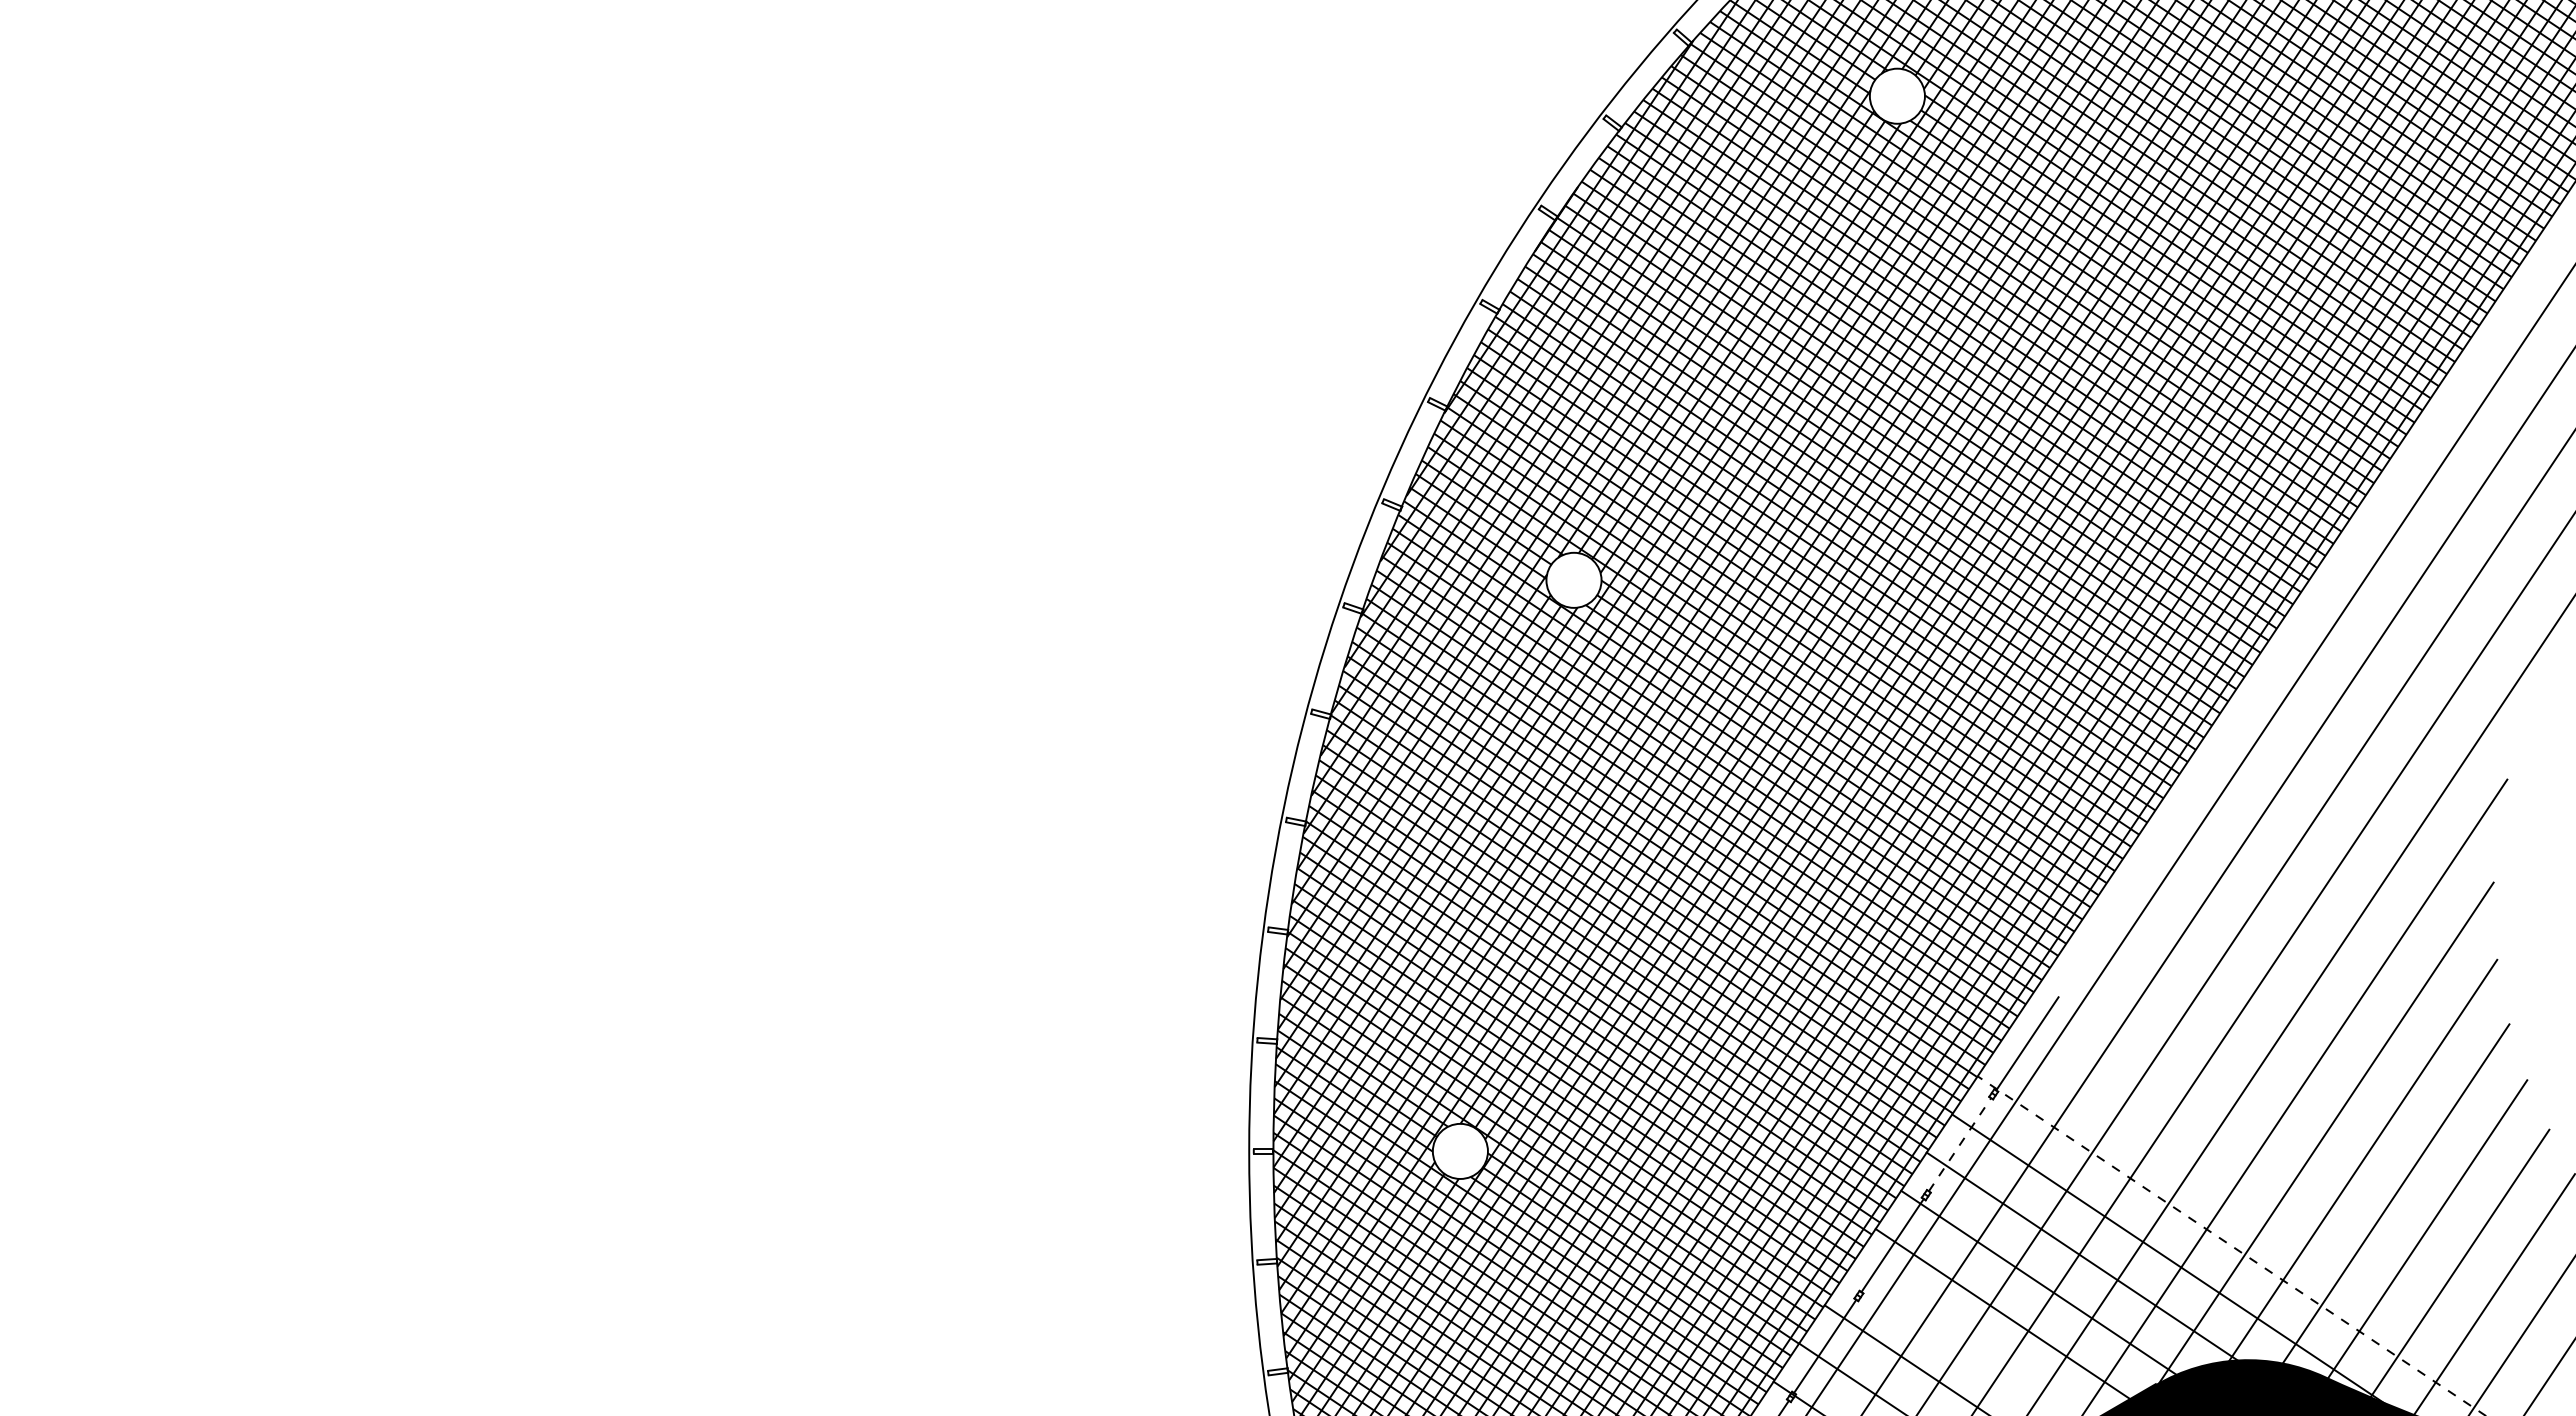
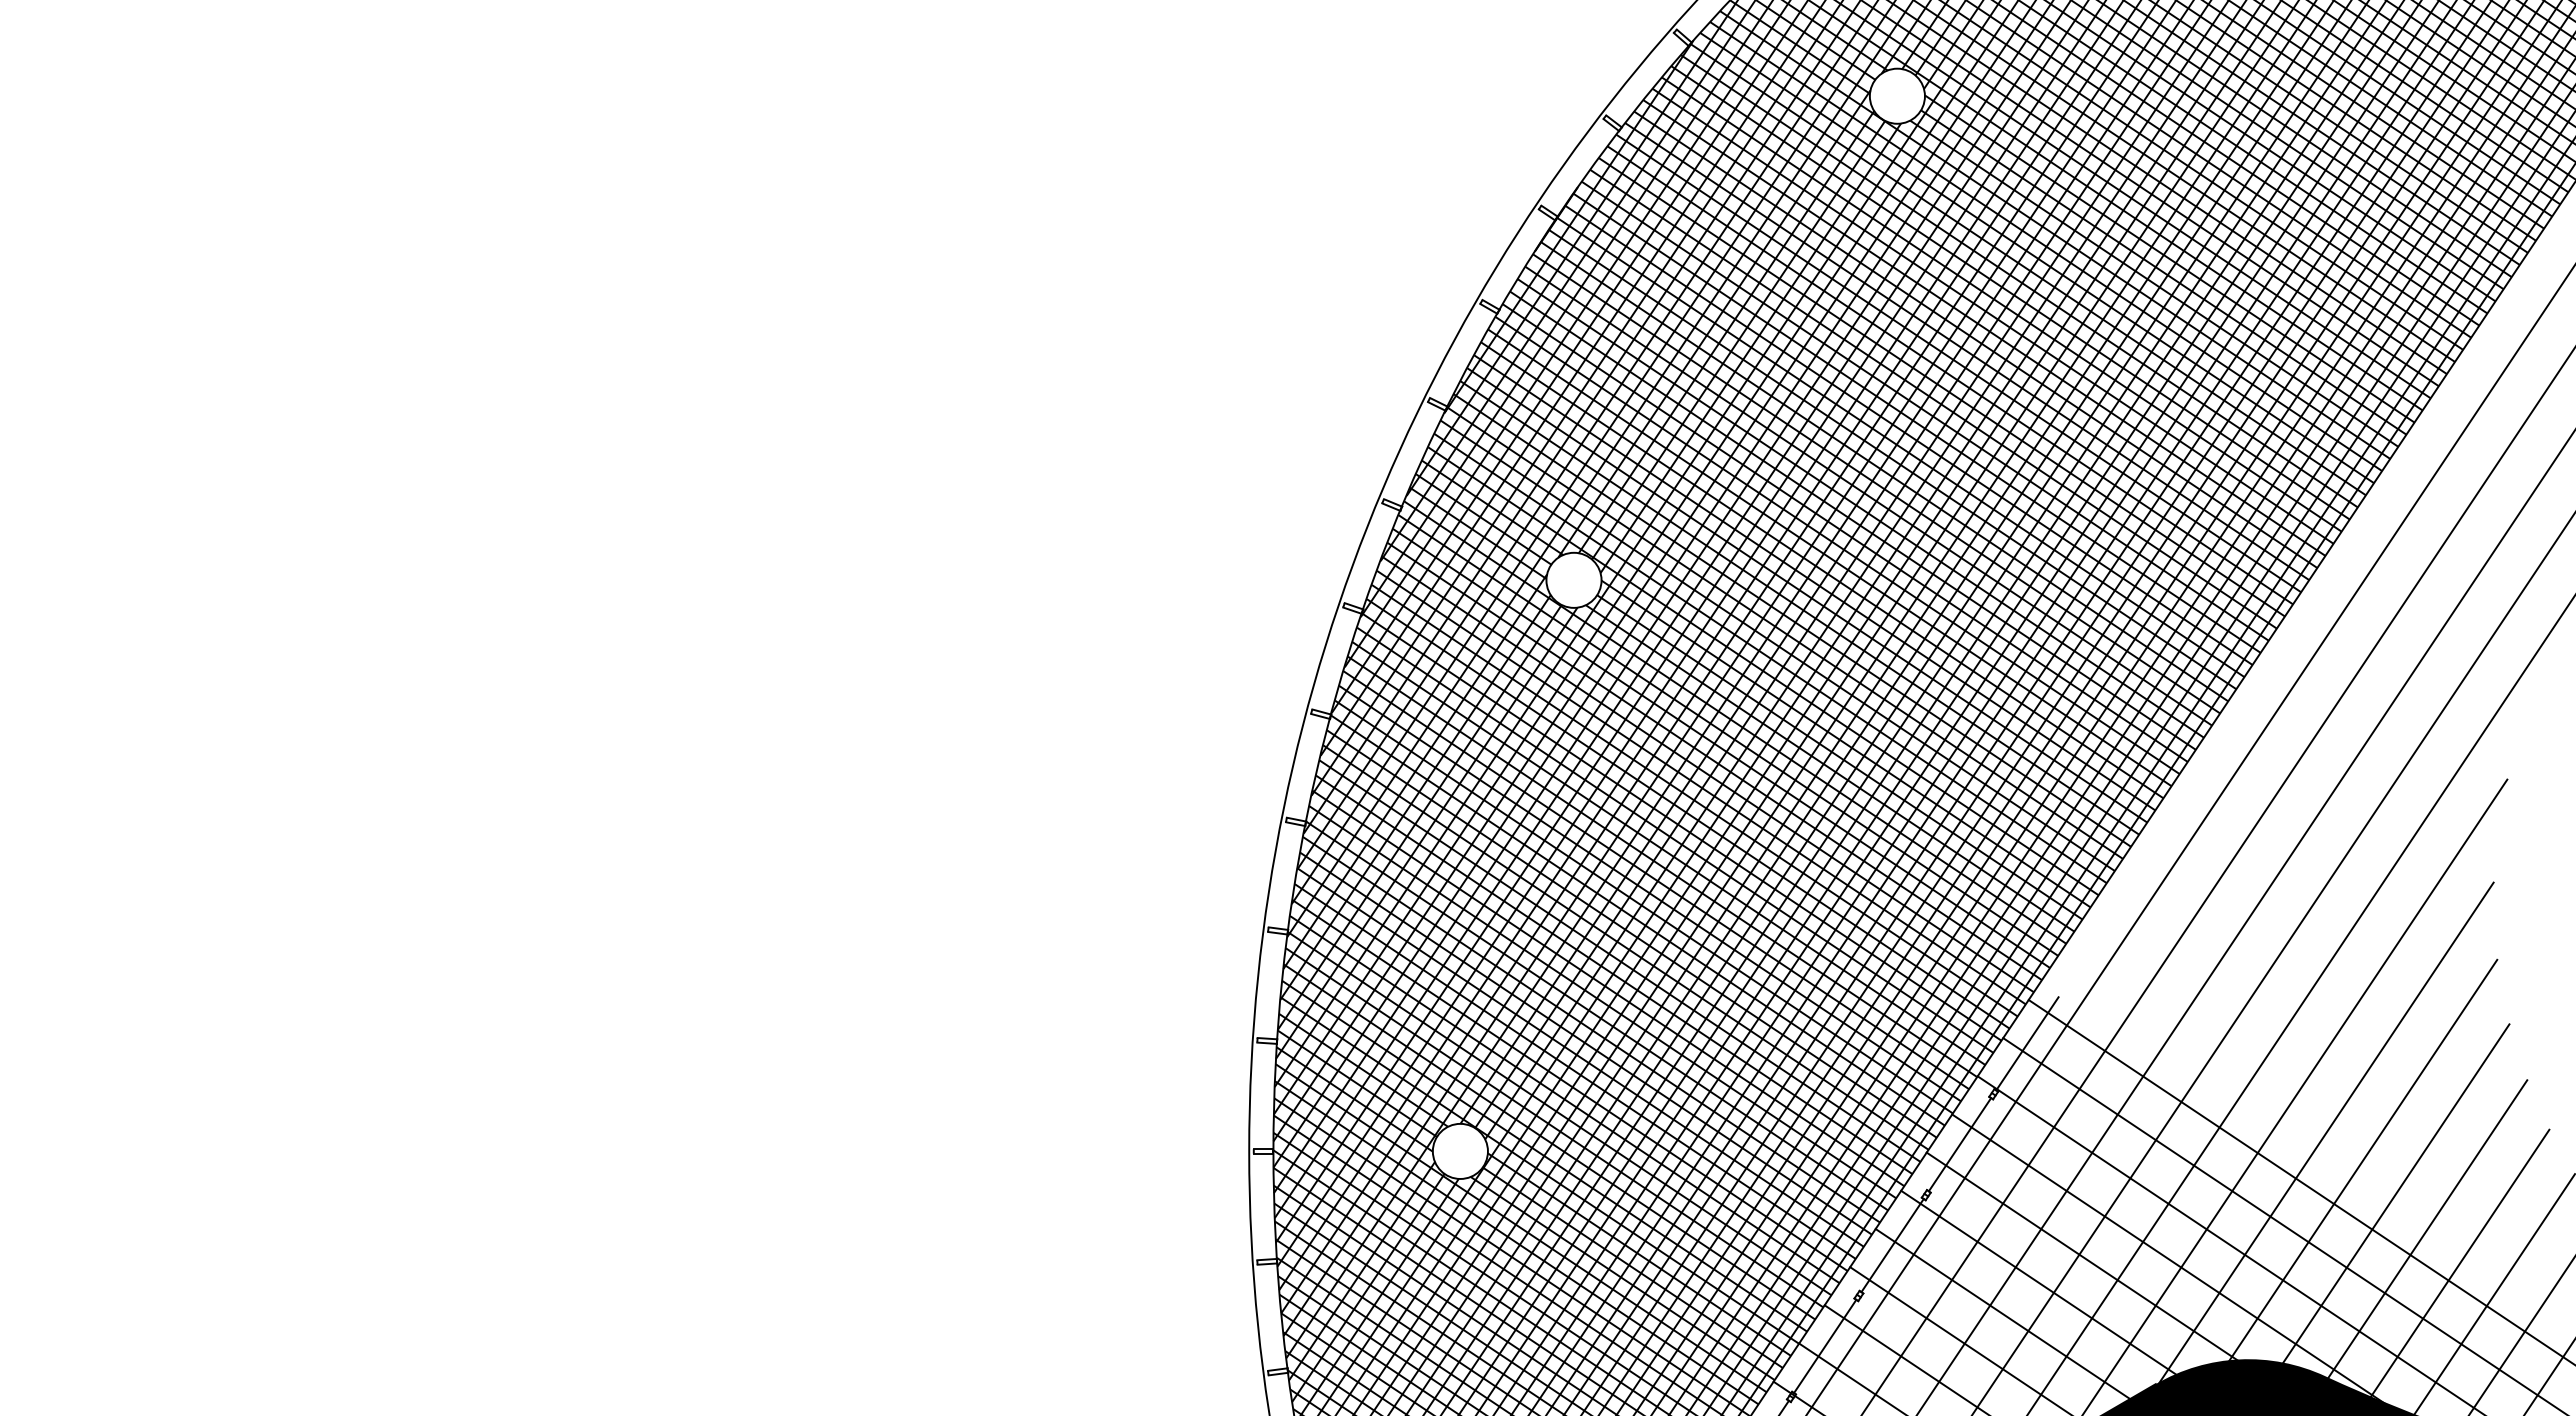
line: dashed -> solid (1960, 1144)
line: none -> present (2300, 1181)
line: none -> present (2283, 1225)
line: dashed -> solid (2231, 1245)
line: none -> present (1959, 1339)
